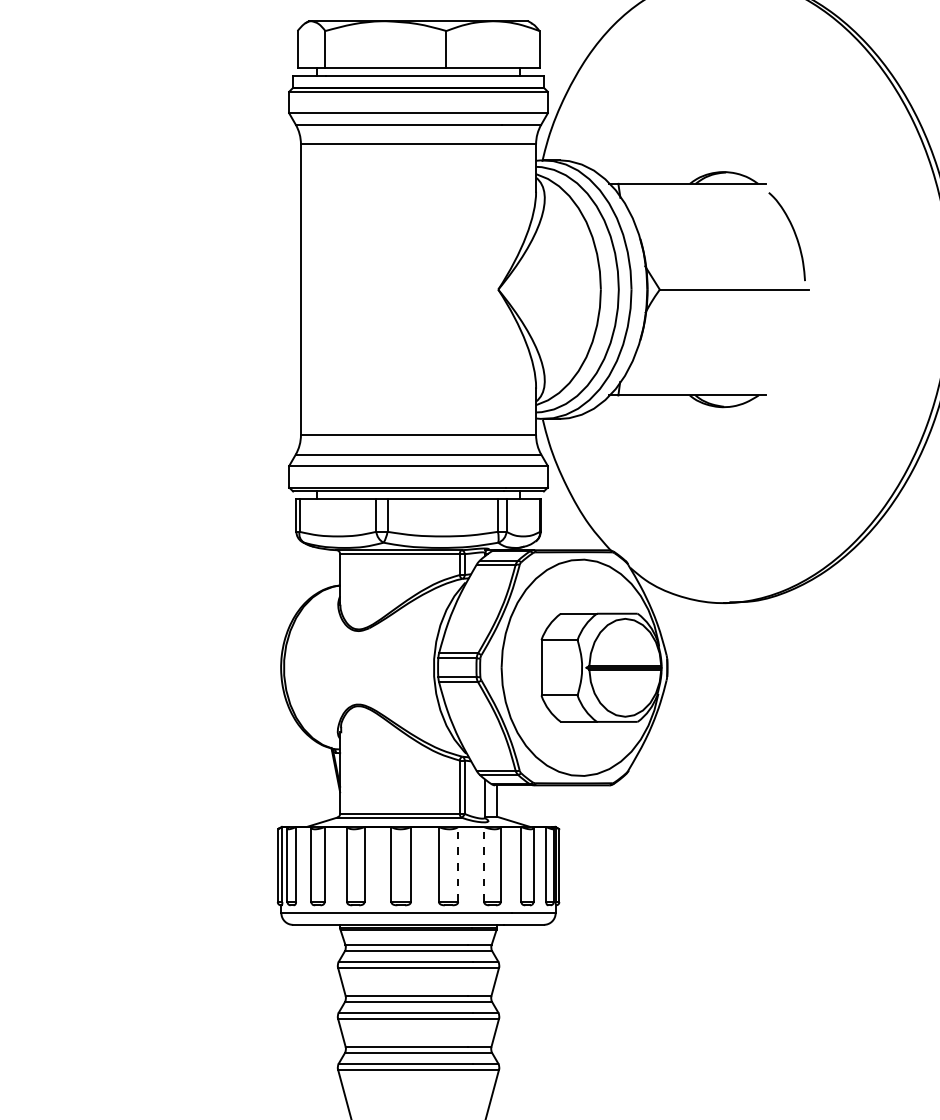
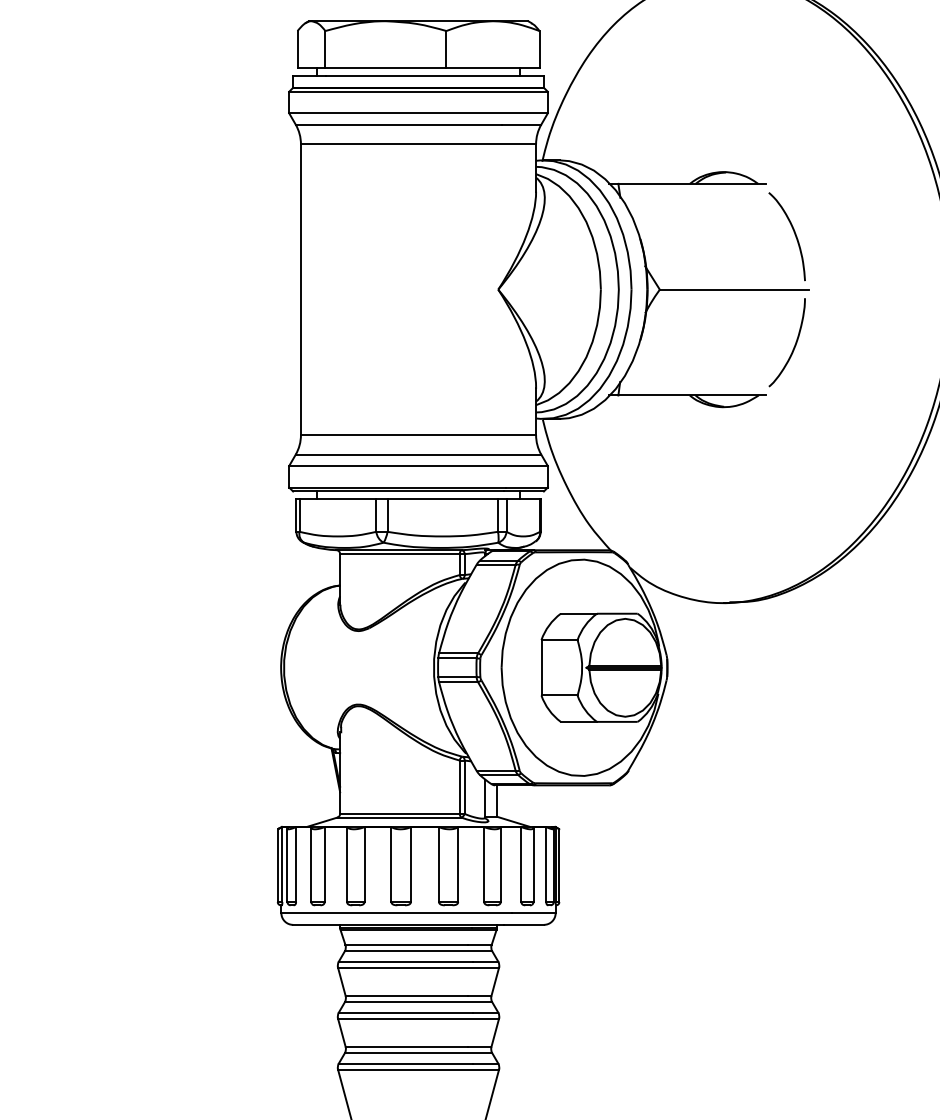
curve: none -> present (794, 344)
line: dashed -> solid (458, 864)
line: dashed -> solid (484, 864)
